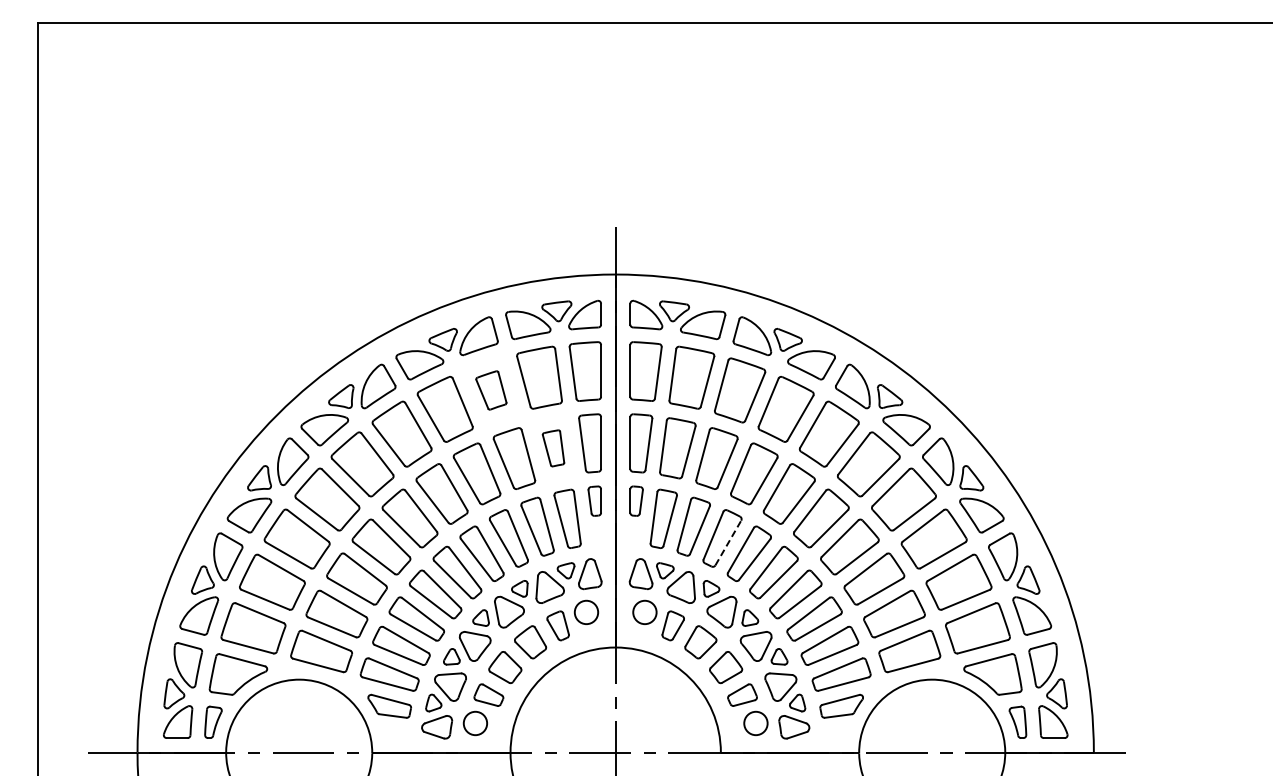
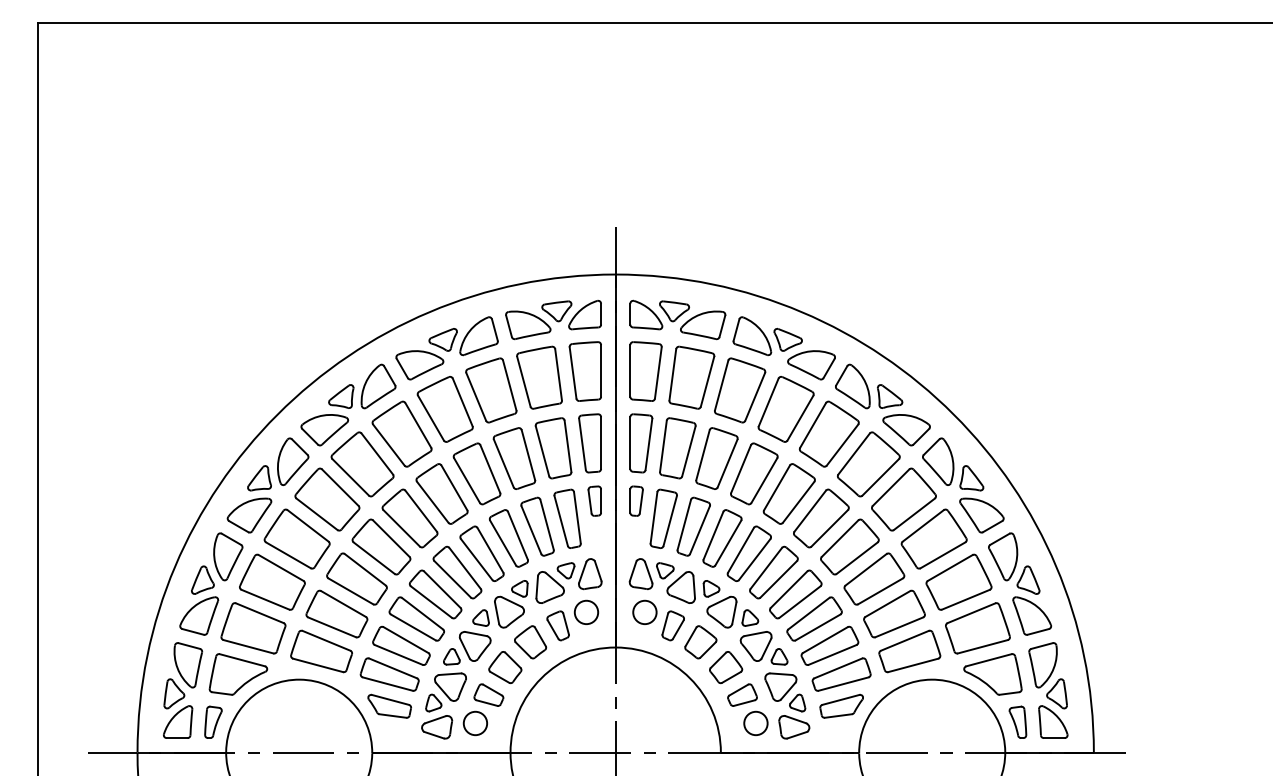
part size: 33x41 px -> 53x67 px (491, 390)
part size: 25x39 px -> 39x63 px (553, 448)
line: dashed -> solid (728, 543)
